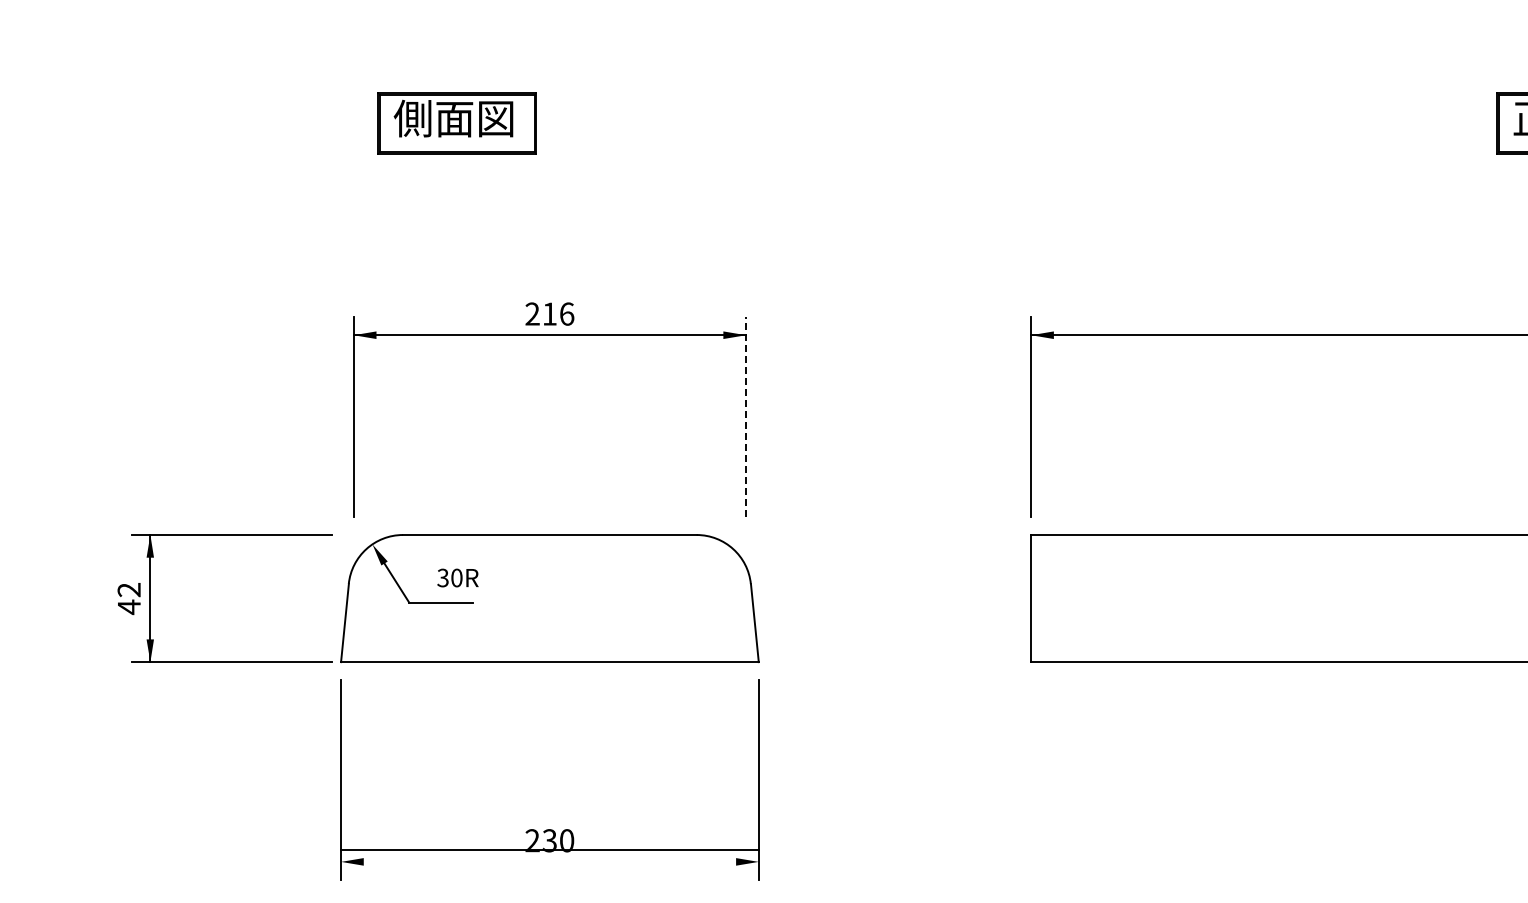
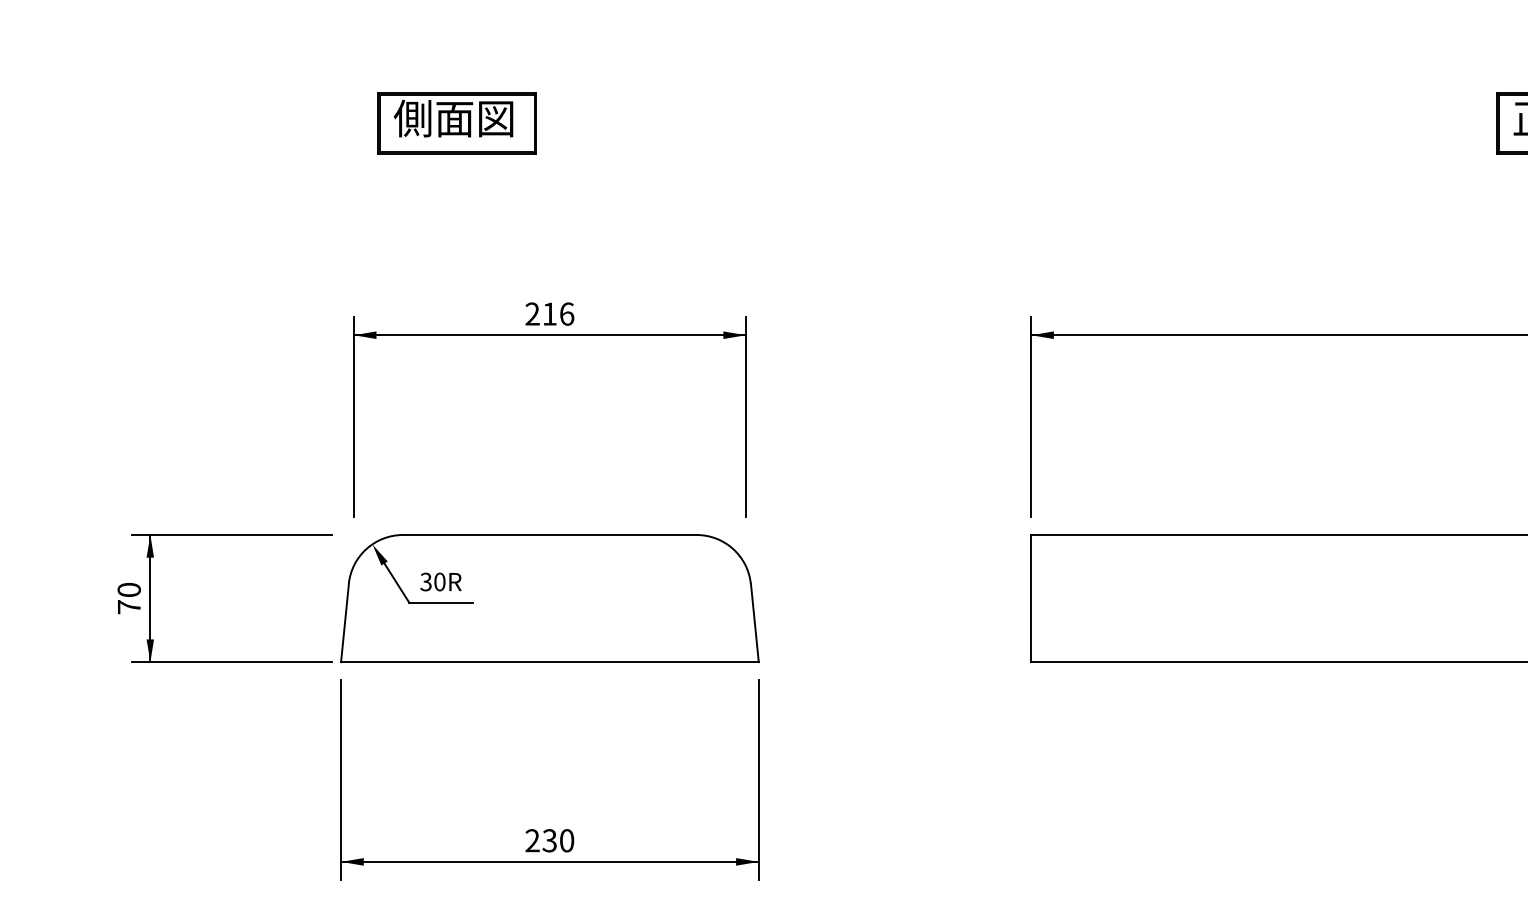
line: dashed -> solid (746, 416)
text position: (457, 577) -> (440, 581) (440, 581)
text: 42 -> 70 (128, 599)
line position: (549, 849) -> (549, 861) (549, 861)
